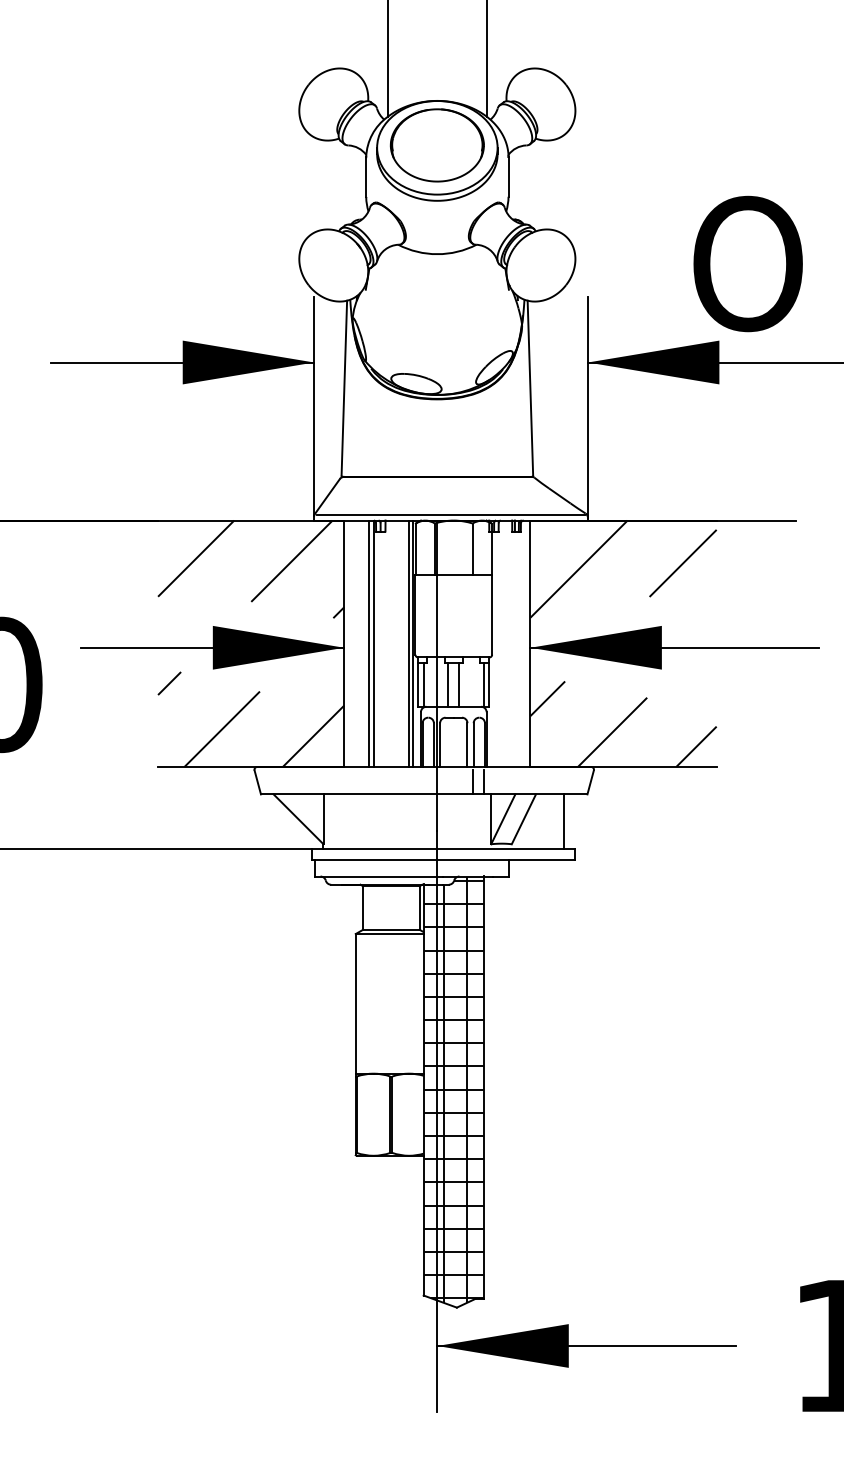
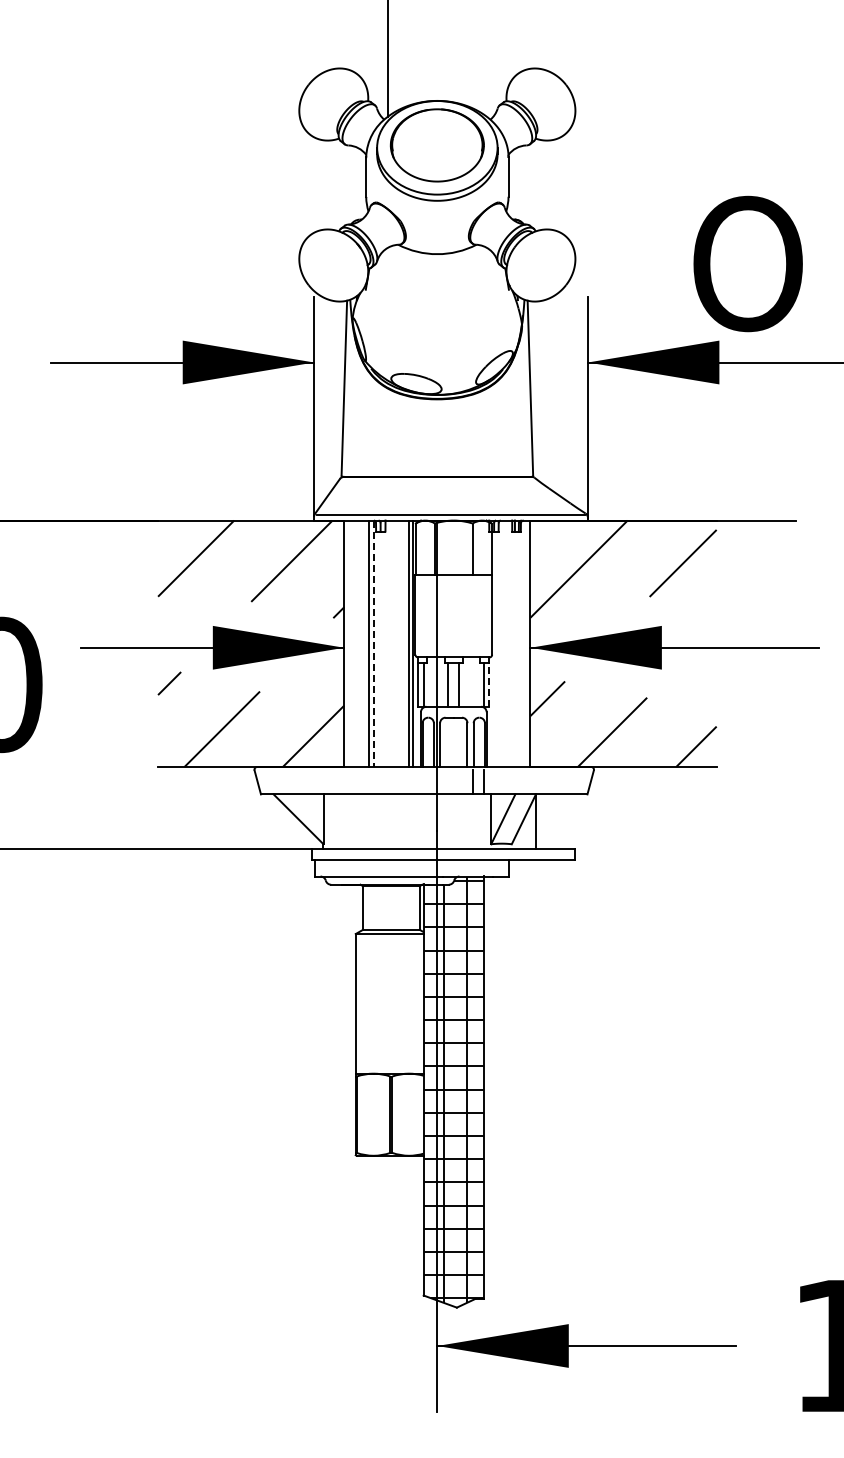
line: present -> none (486, 59)
line: solid -> dashed (373, 644)
line: solid -> dashed (489, 684)
line position: (563, 821) -> (535, 821) (535, 821)
